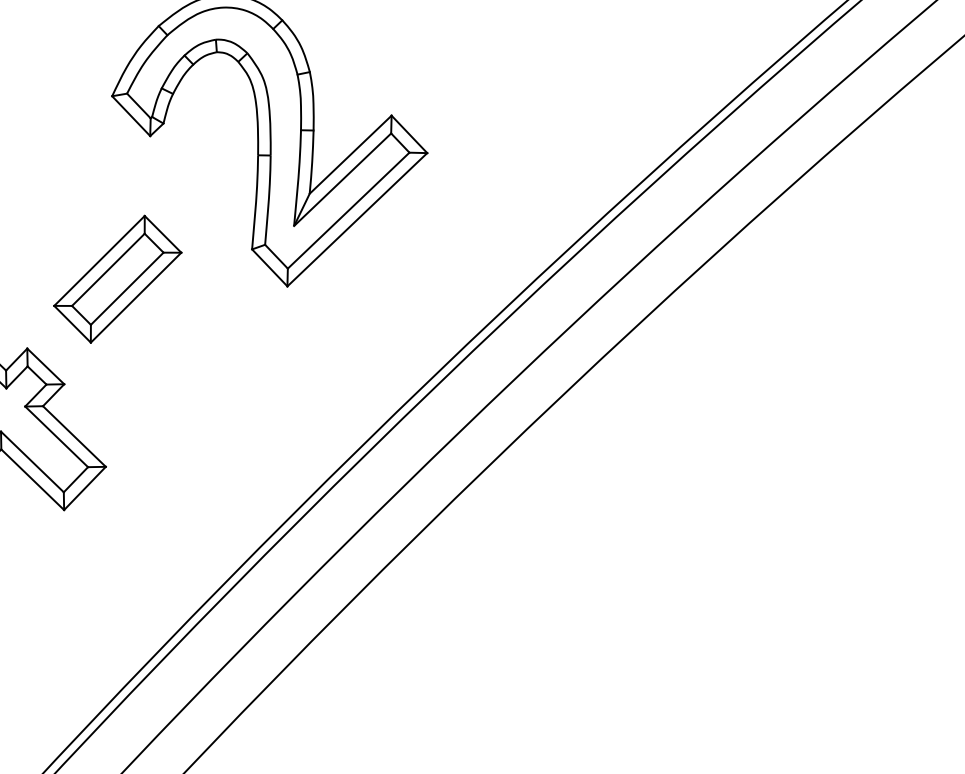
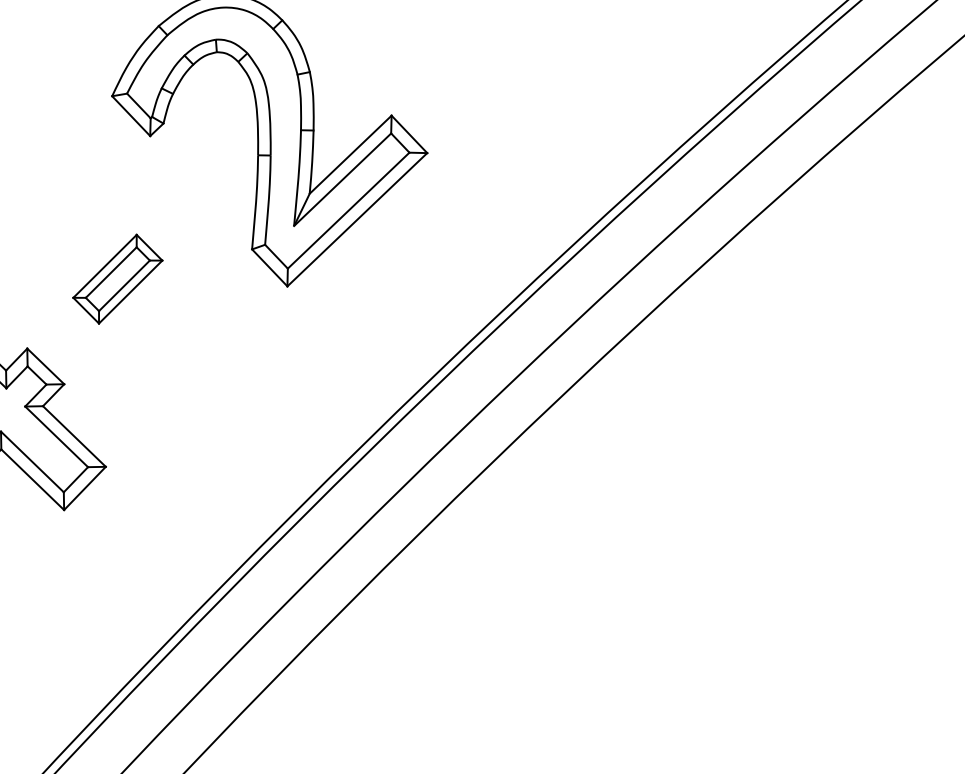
part size: 130x130 px -> 92x92 px (117, 278)
